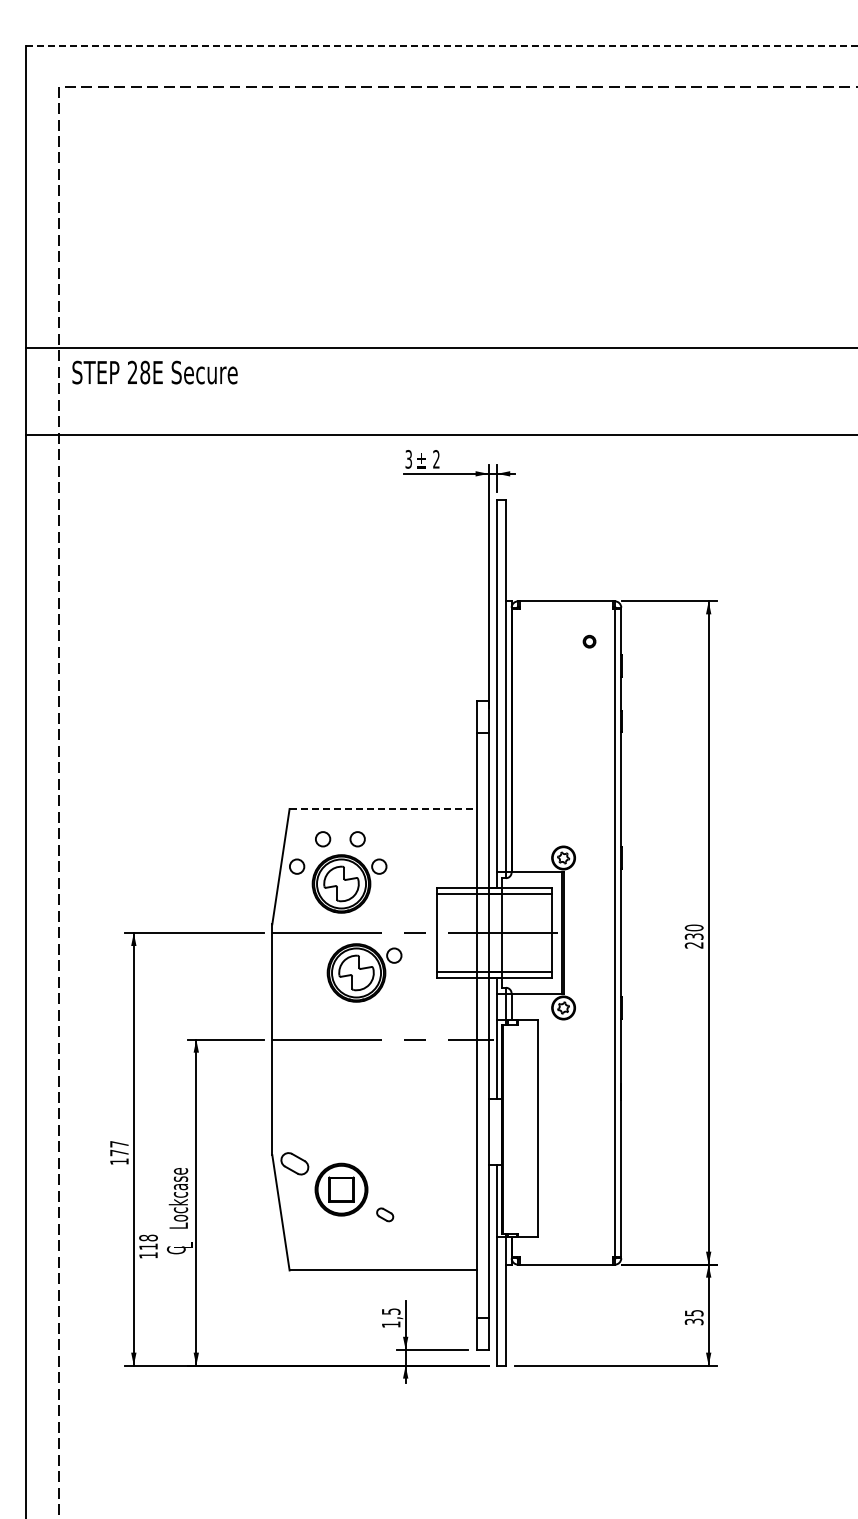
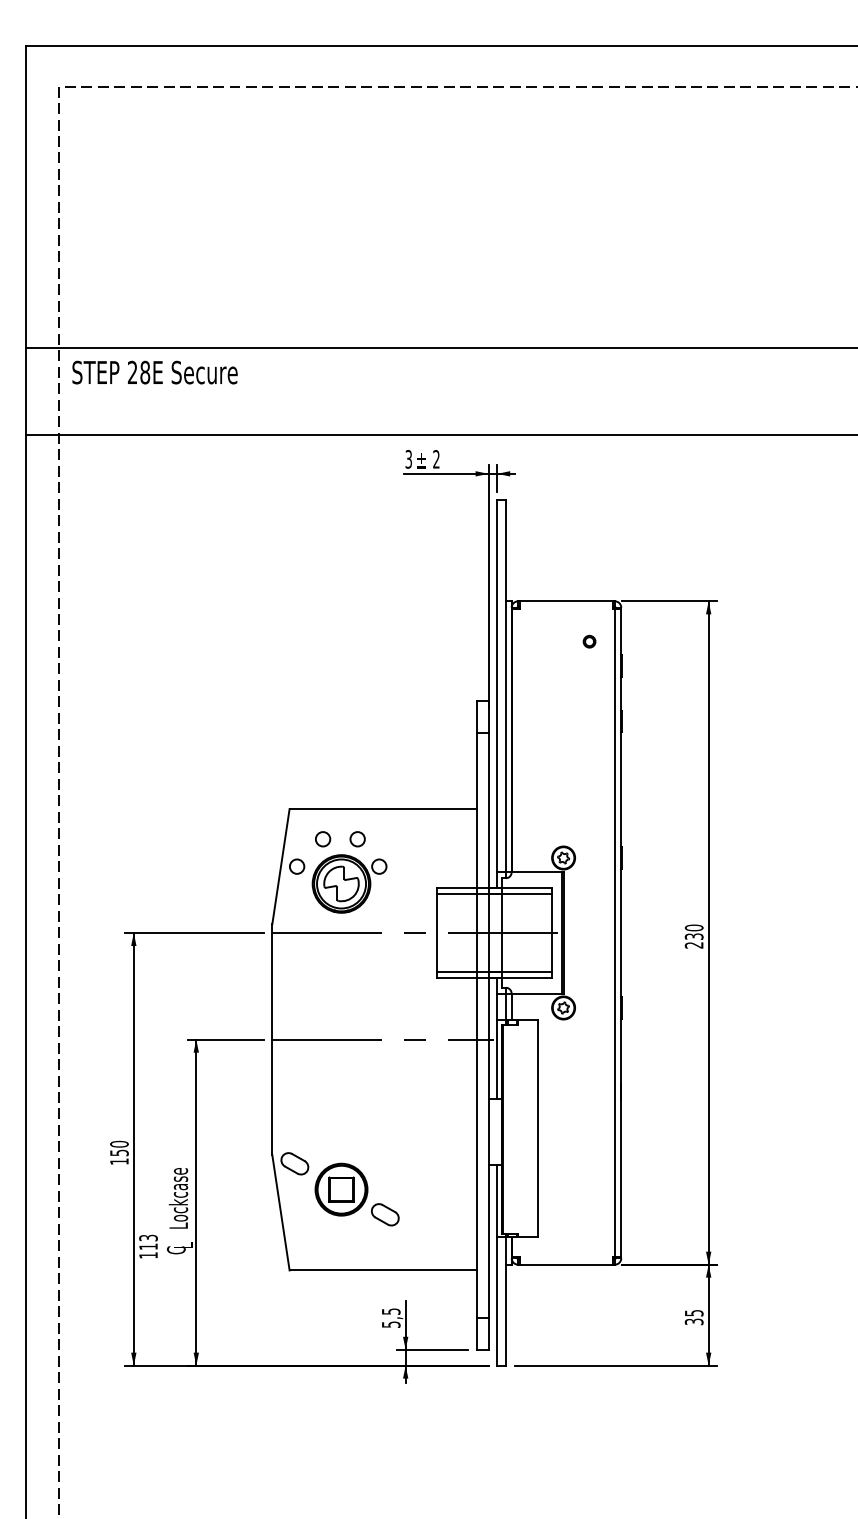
line: dashed -> solid (441, 45)
line: dashed -> solid (383, 809)
part: present -> none (364, 972)
text: 177 -> 150 (119, 1148)
part size: 19x16 px -> 30x24 px (384, 1214)
text: 118 -> 113 (148, 1237)
text: 1,5 -> 5,5 (391, 1324)
